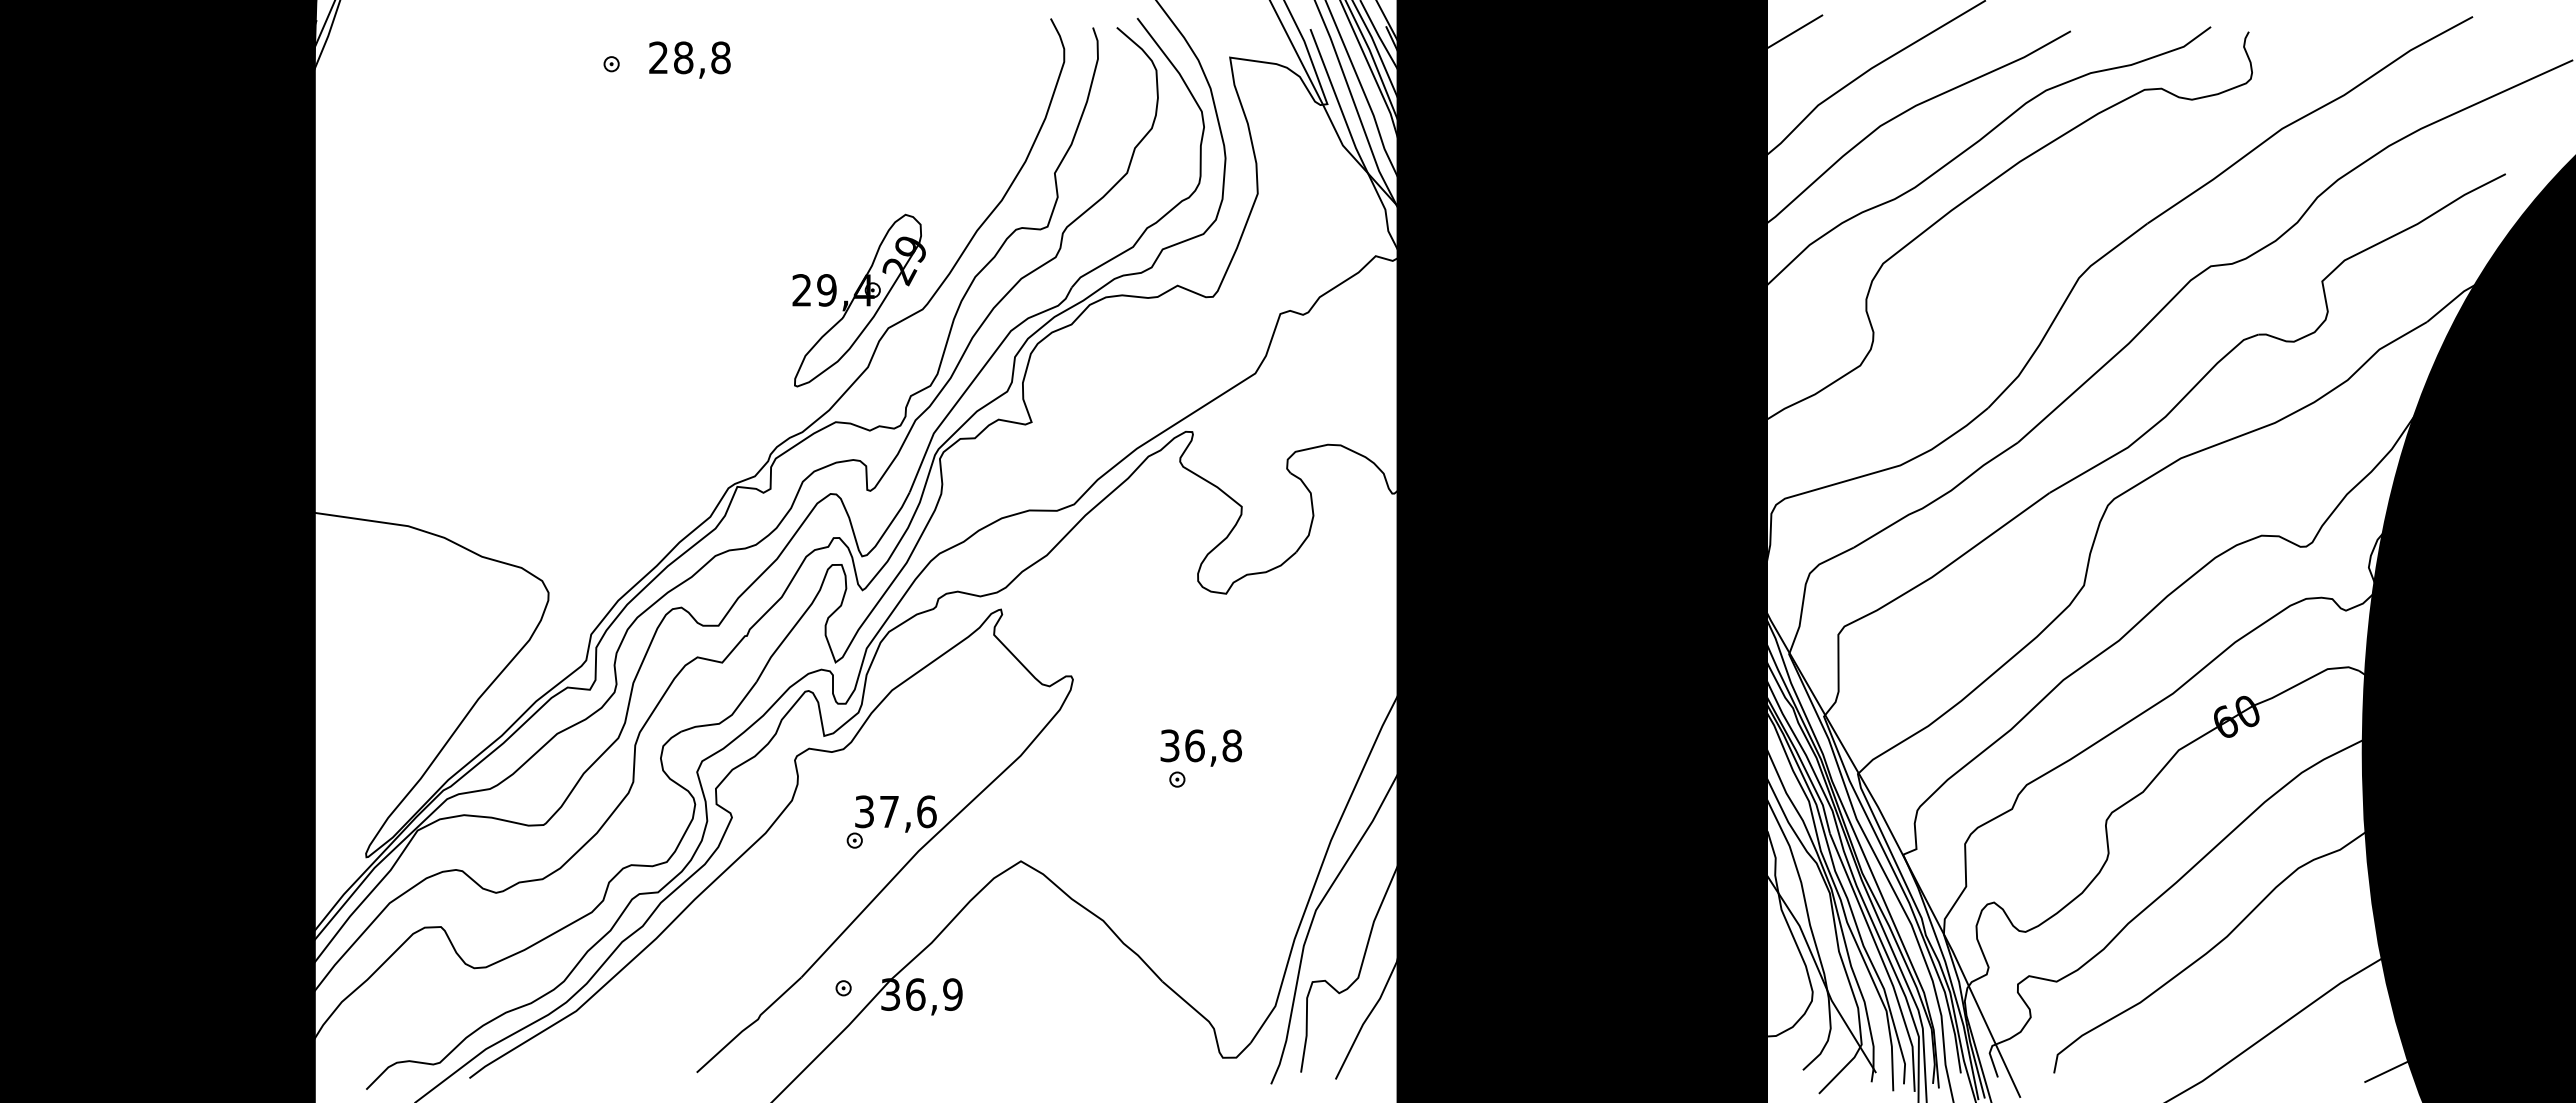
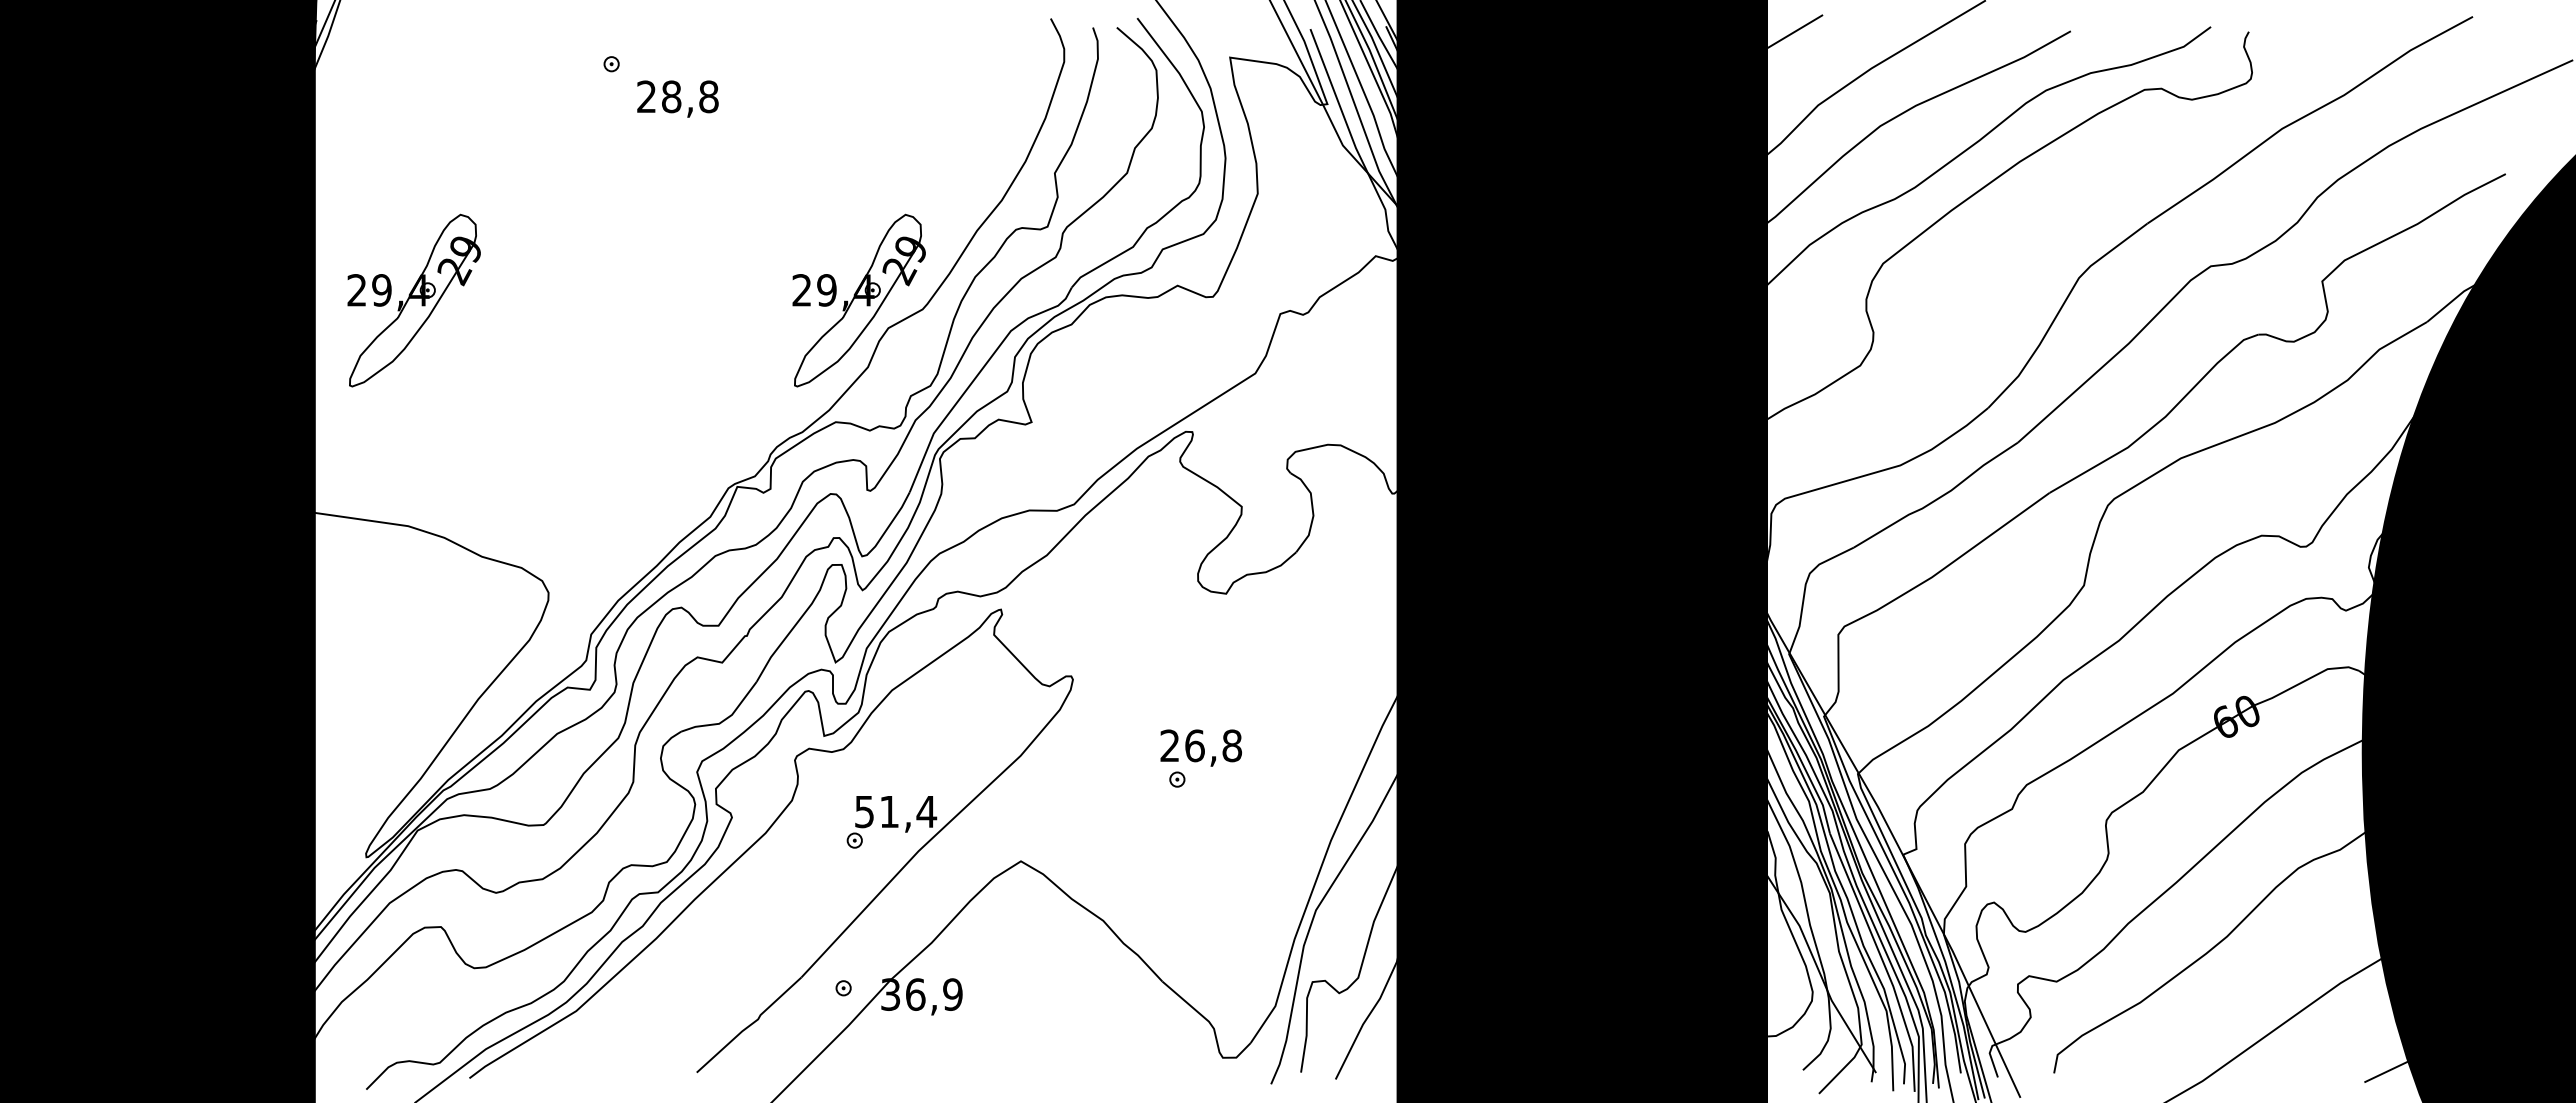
text position: (689, 59) -> (677, 98) (677, 98)
part: none -> present (413, 300)
text: 36,8 -> 26,8 (1169, 745)
text: 37,6 -> 51,4 (896, 811)
